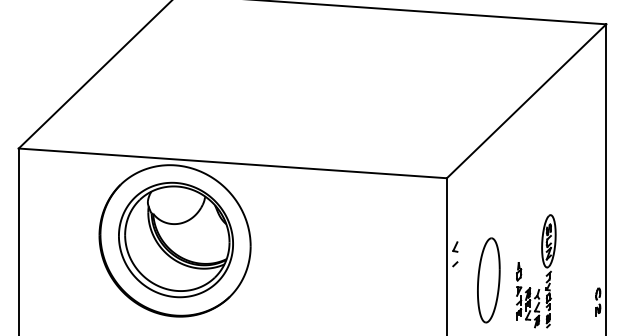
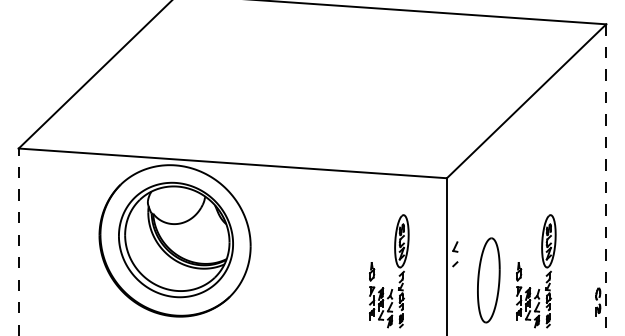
line: solid -> dashed (606, 180)
line: solid -> dashed (18, 241)
part: none -> present (396, 265)
